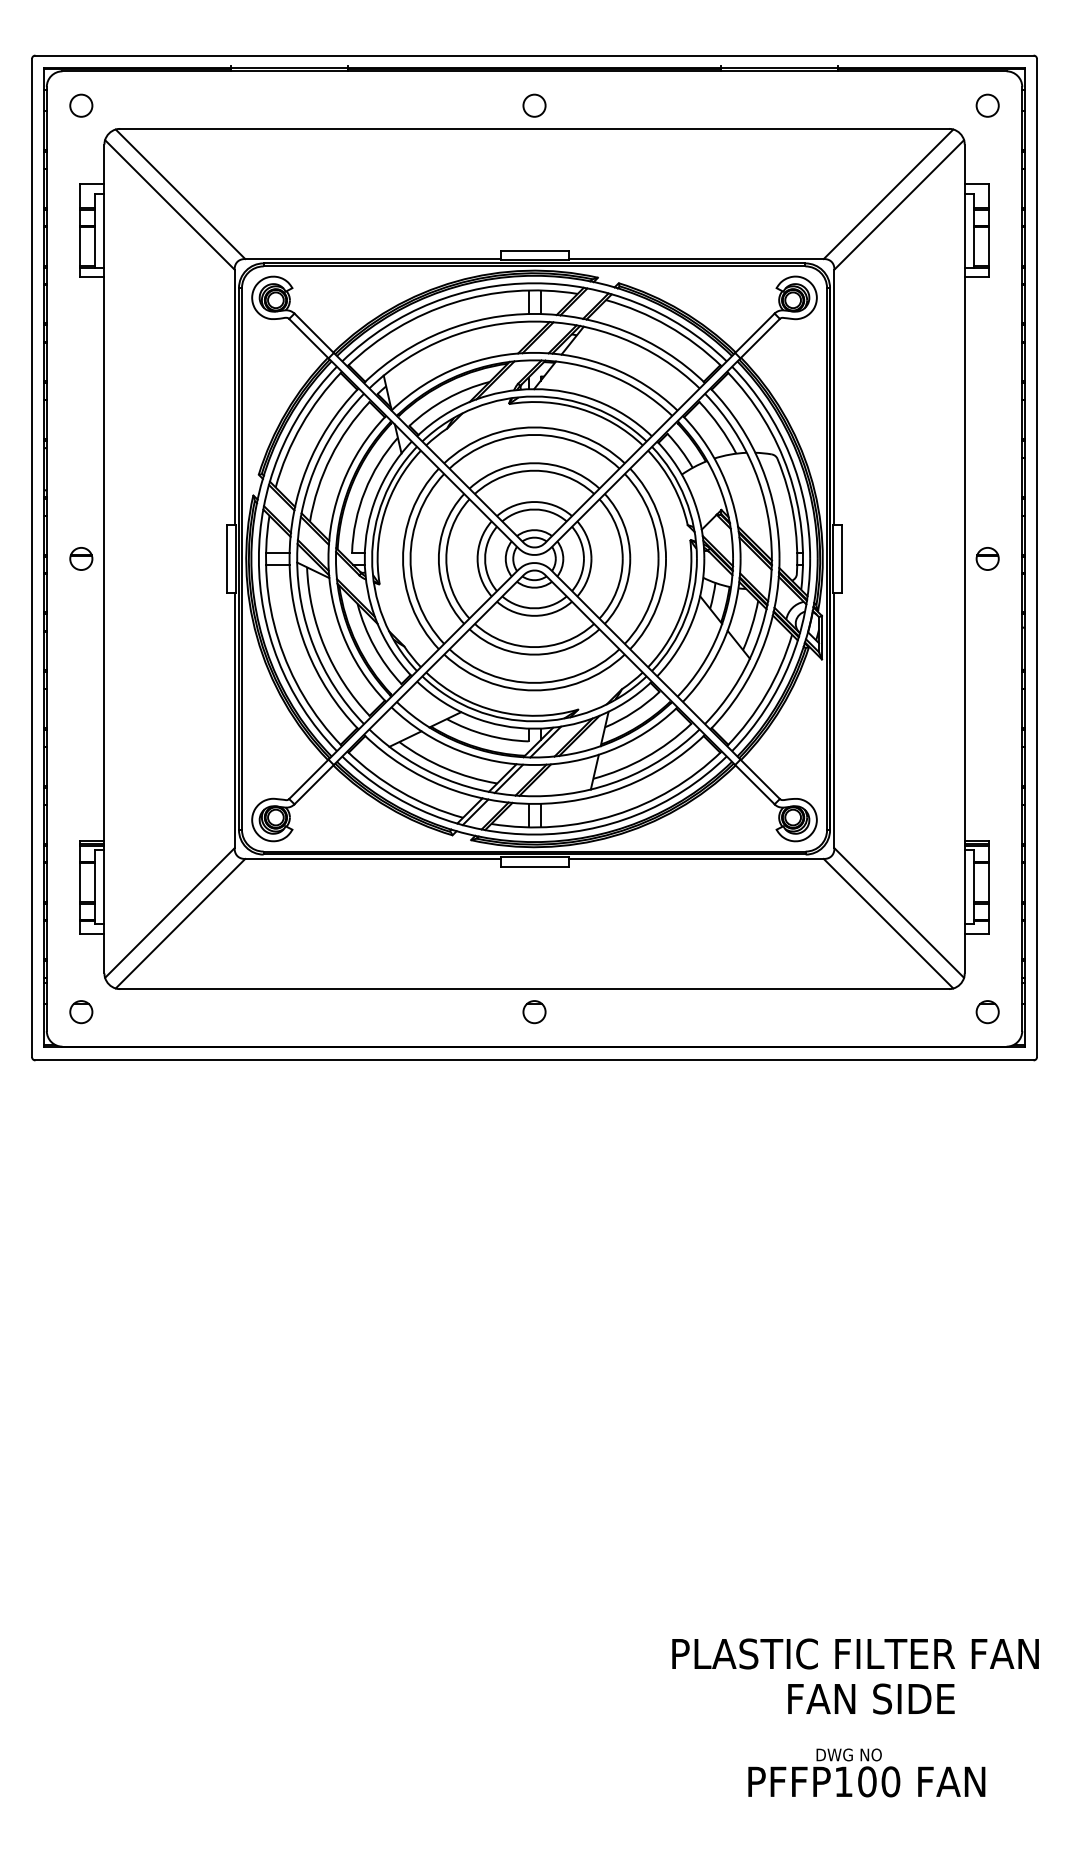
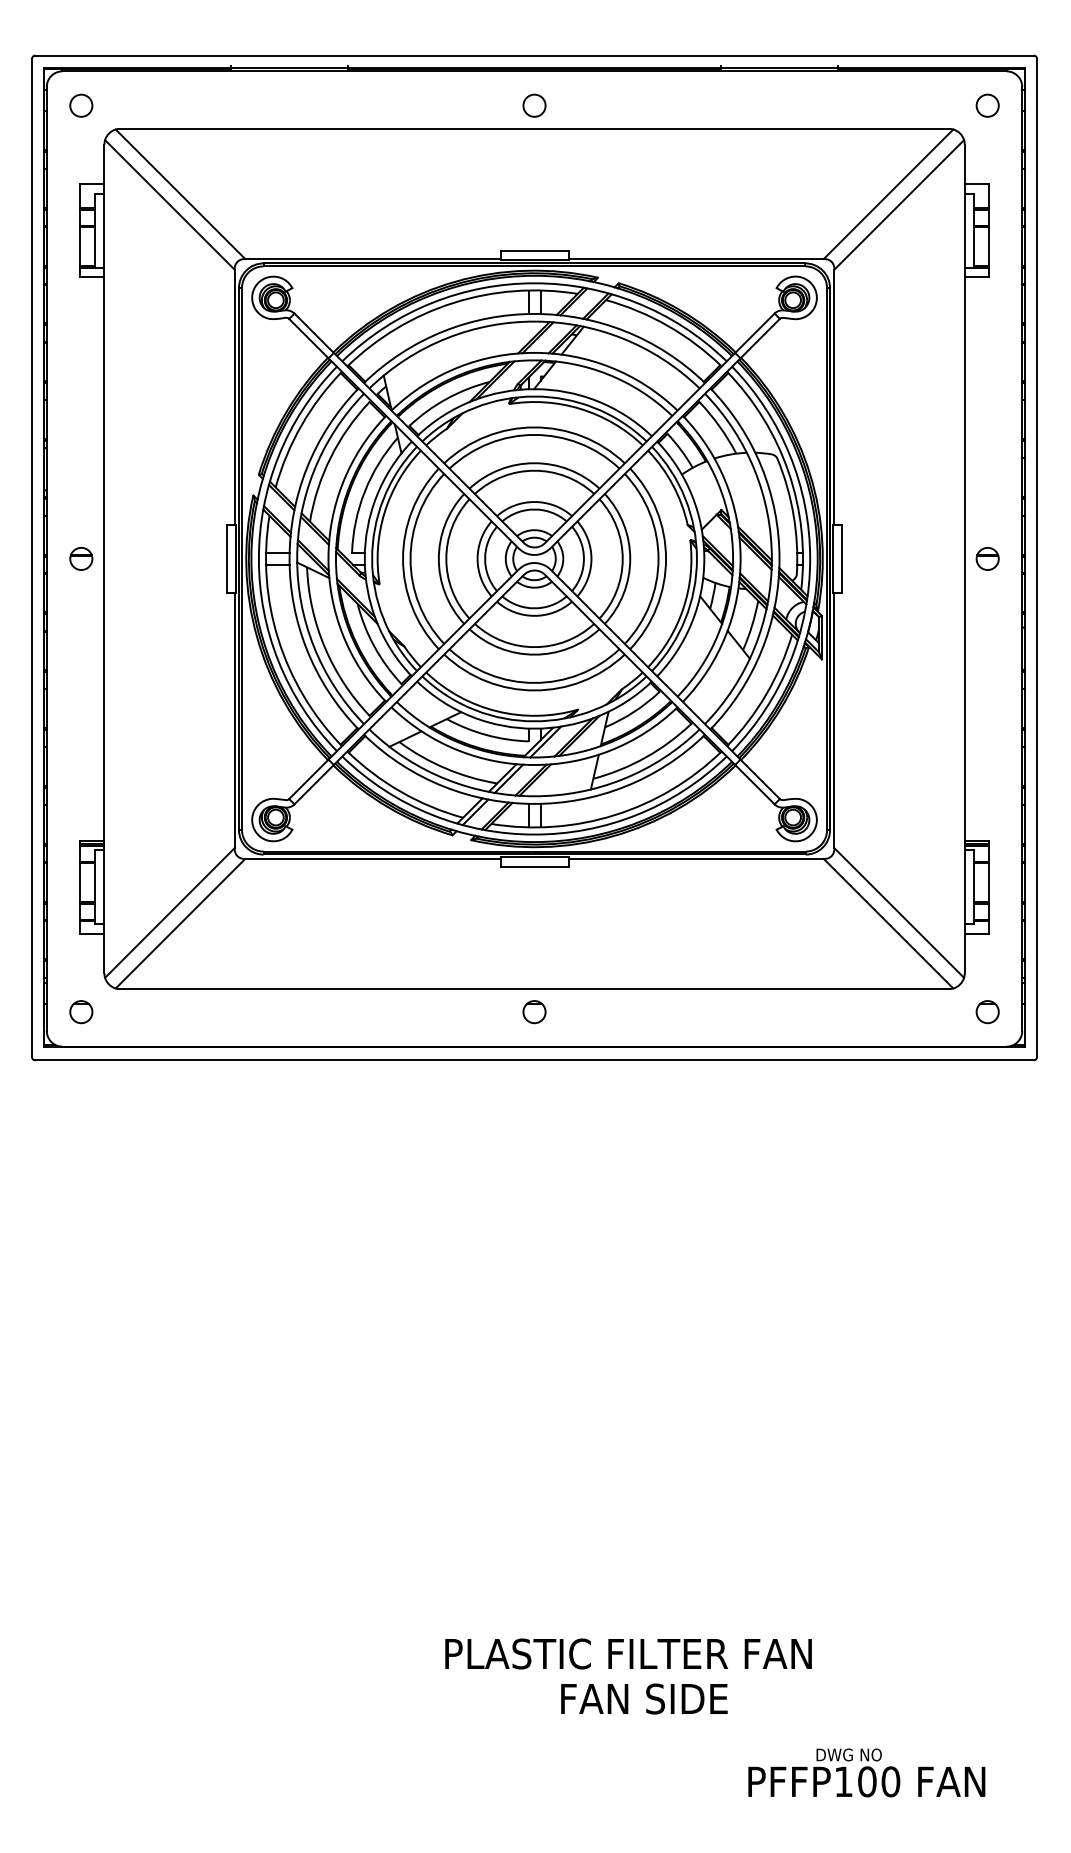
text position: (855, 1676) -> (628, 1676) (628, 1676)
